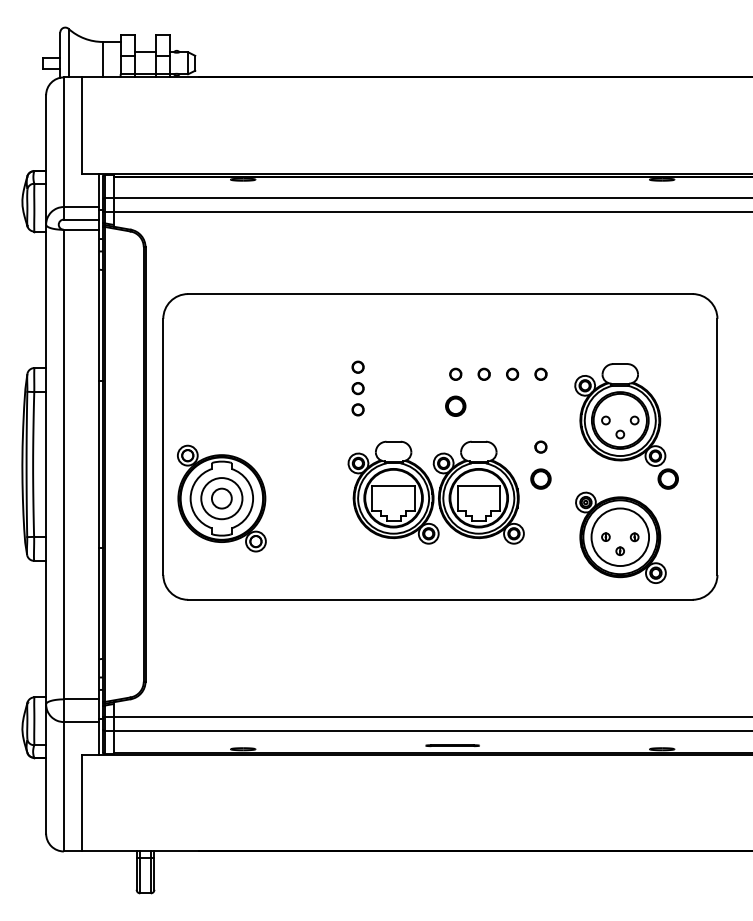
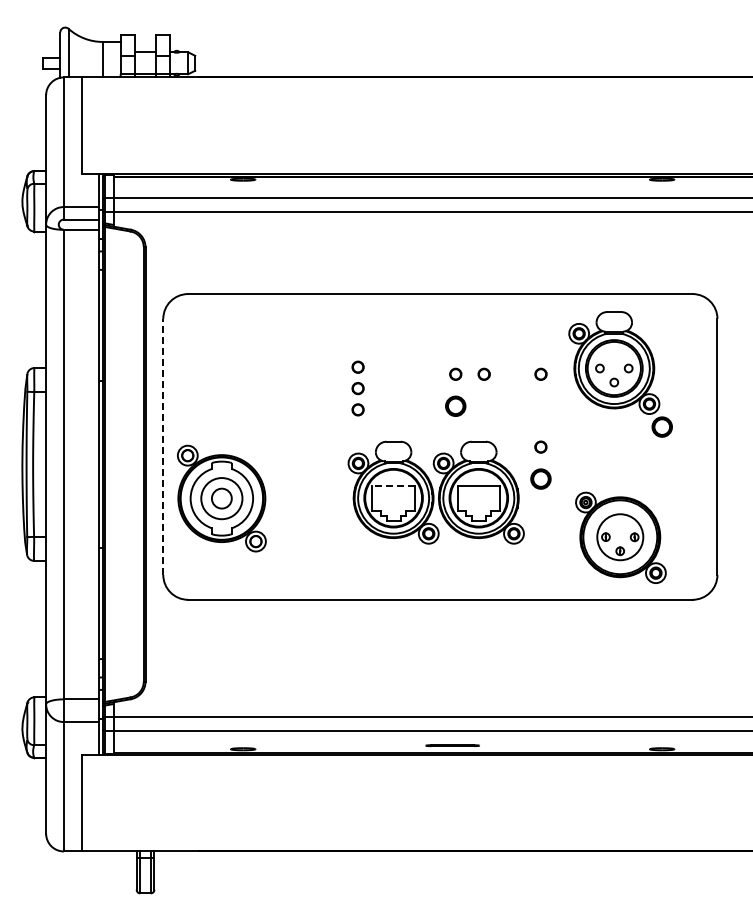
circle: present -> none (512, 373)
part position: (626, 426) -> (620, 374) (620, 374)
line: solid -> dashed (163, 446)
line: solid -> dashed (393, 485)
circle diameter: 58 px -> 46 px (620, 537)
